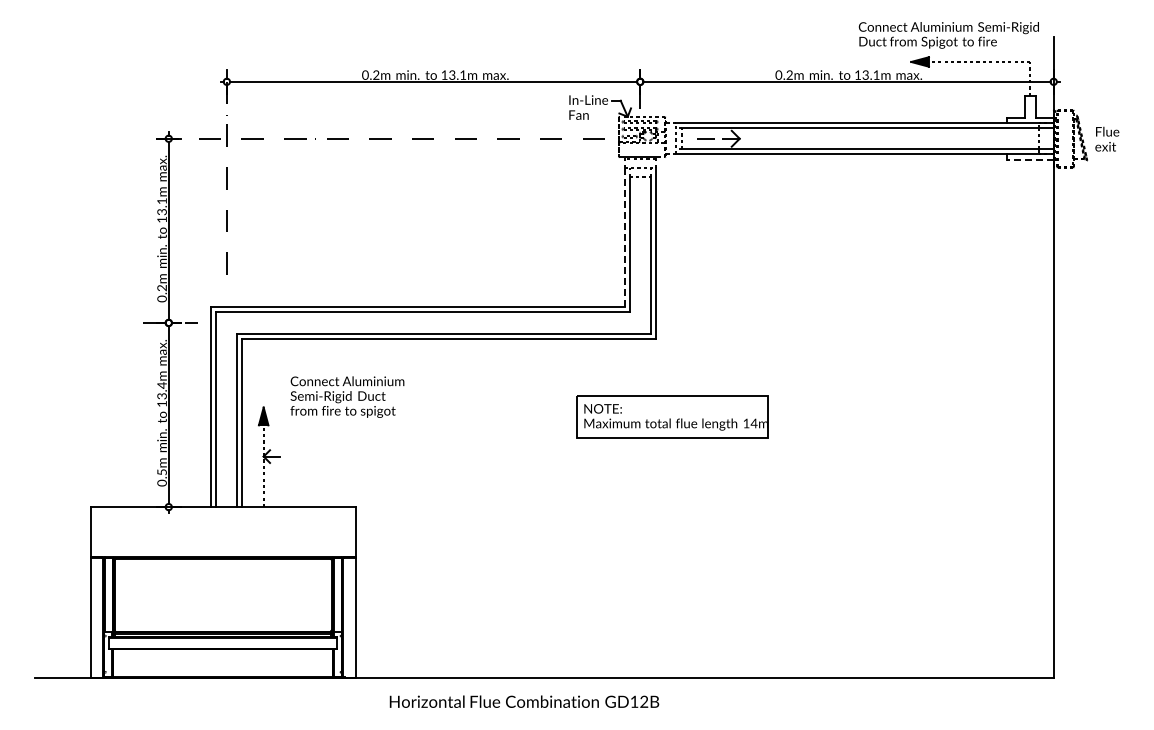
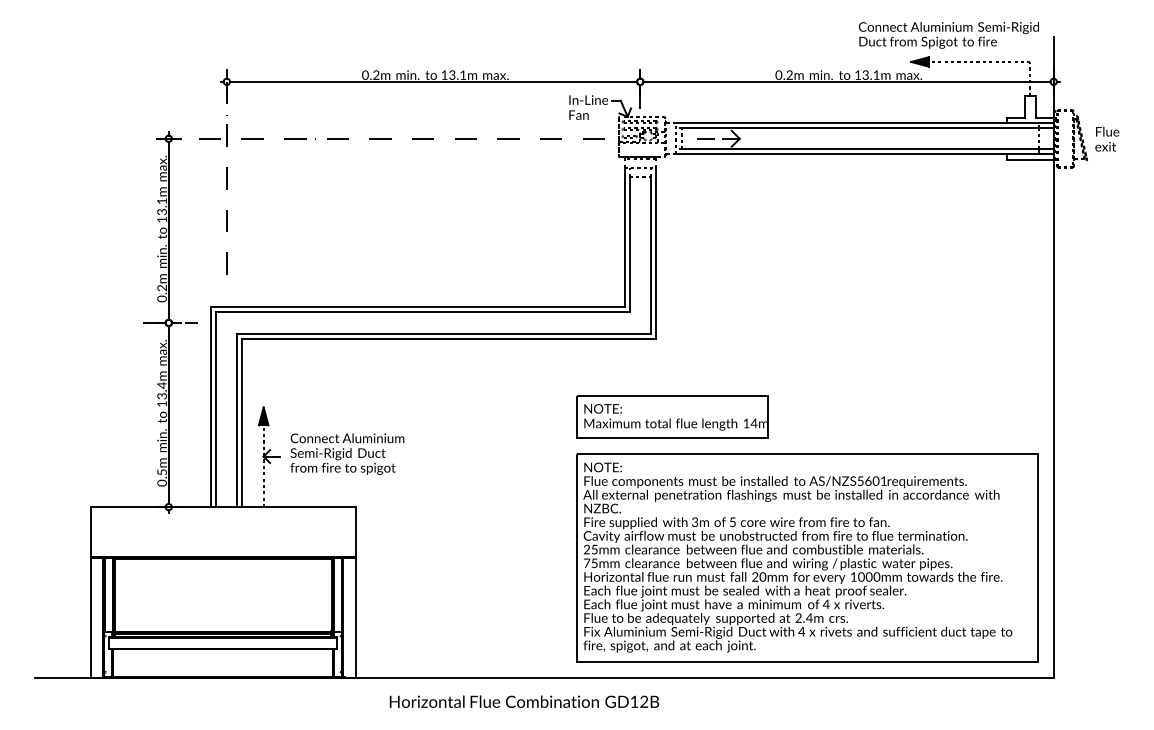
line: dashed -> solid (1029, 159)
line: dashed -> solid (624, 237)
text position: (347, 396) -> (347, 453) (347, 453)
part: none -> present (807, 557)
